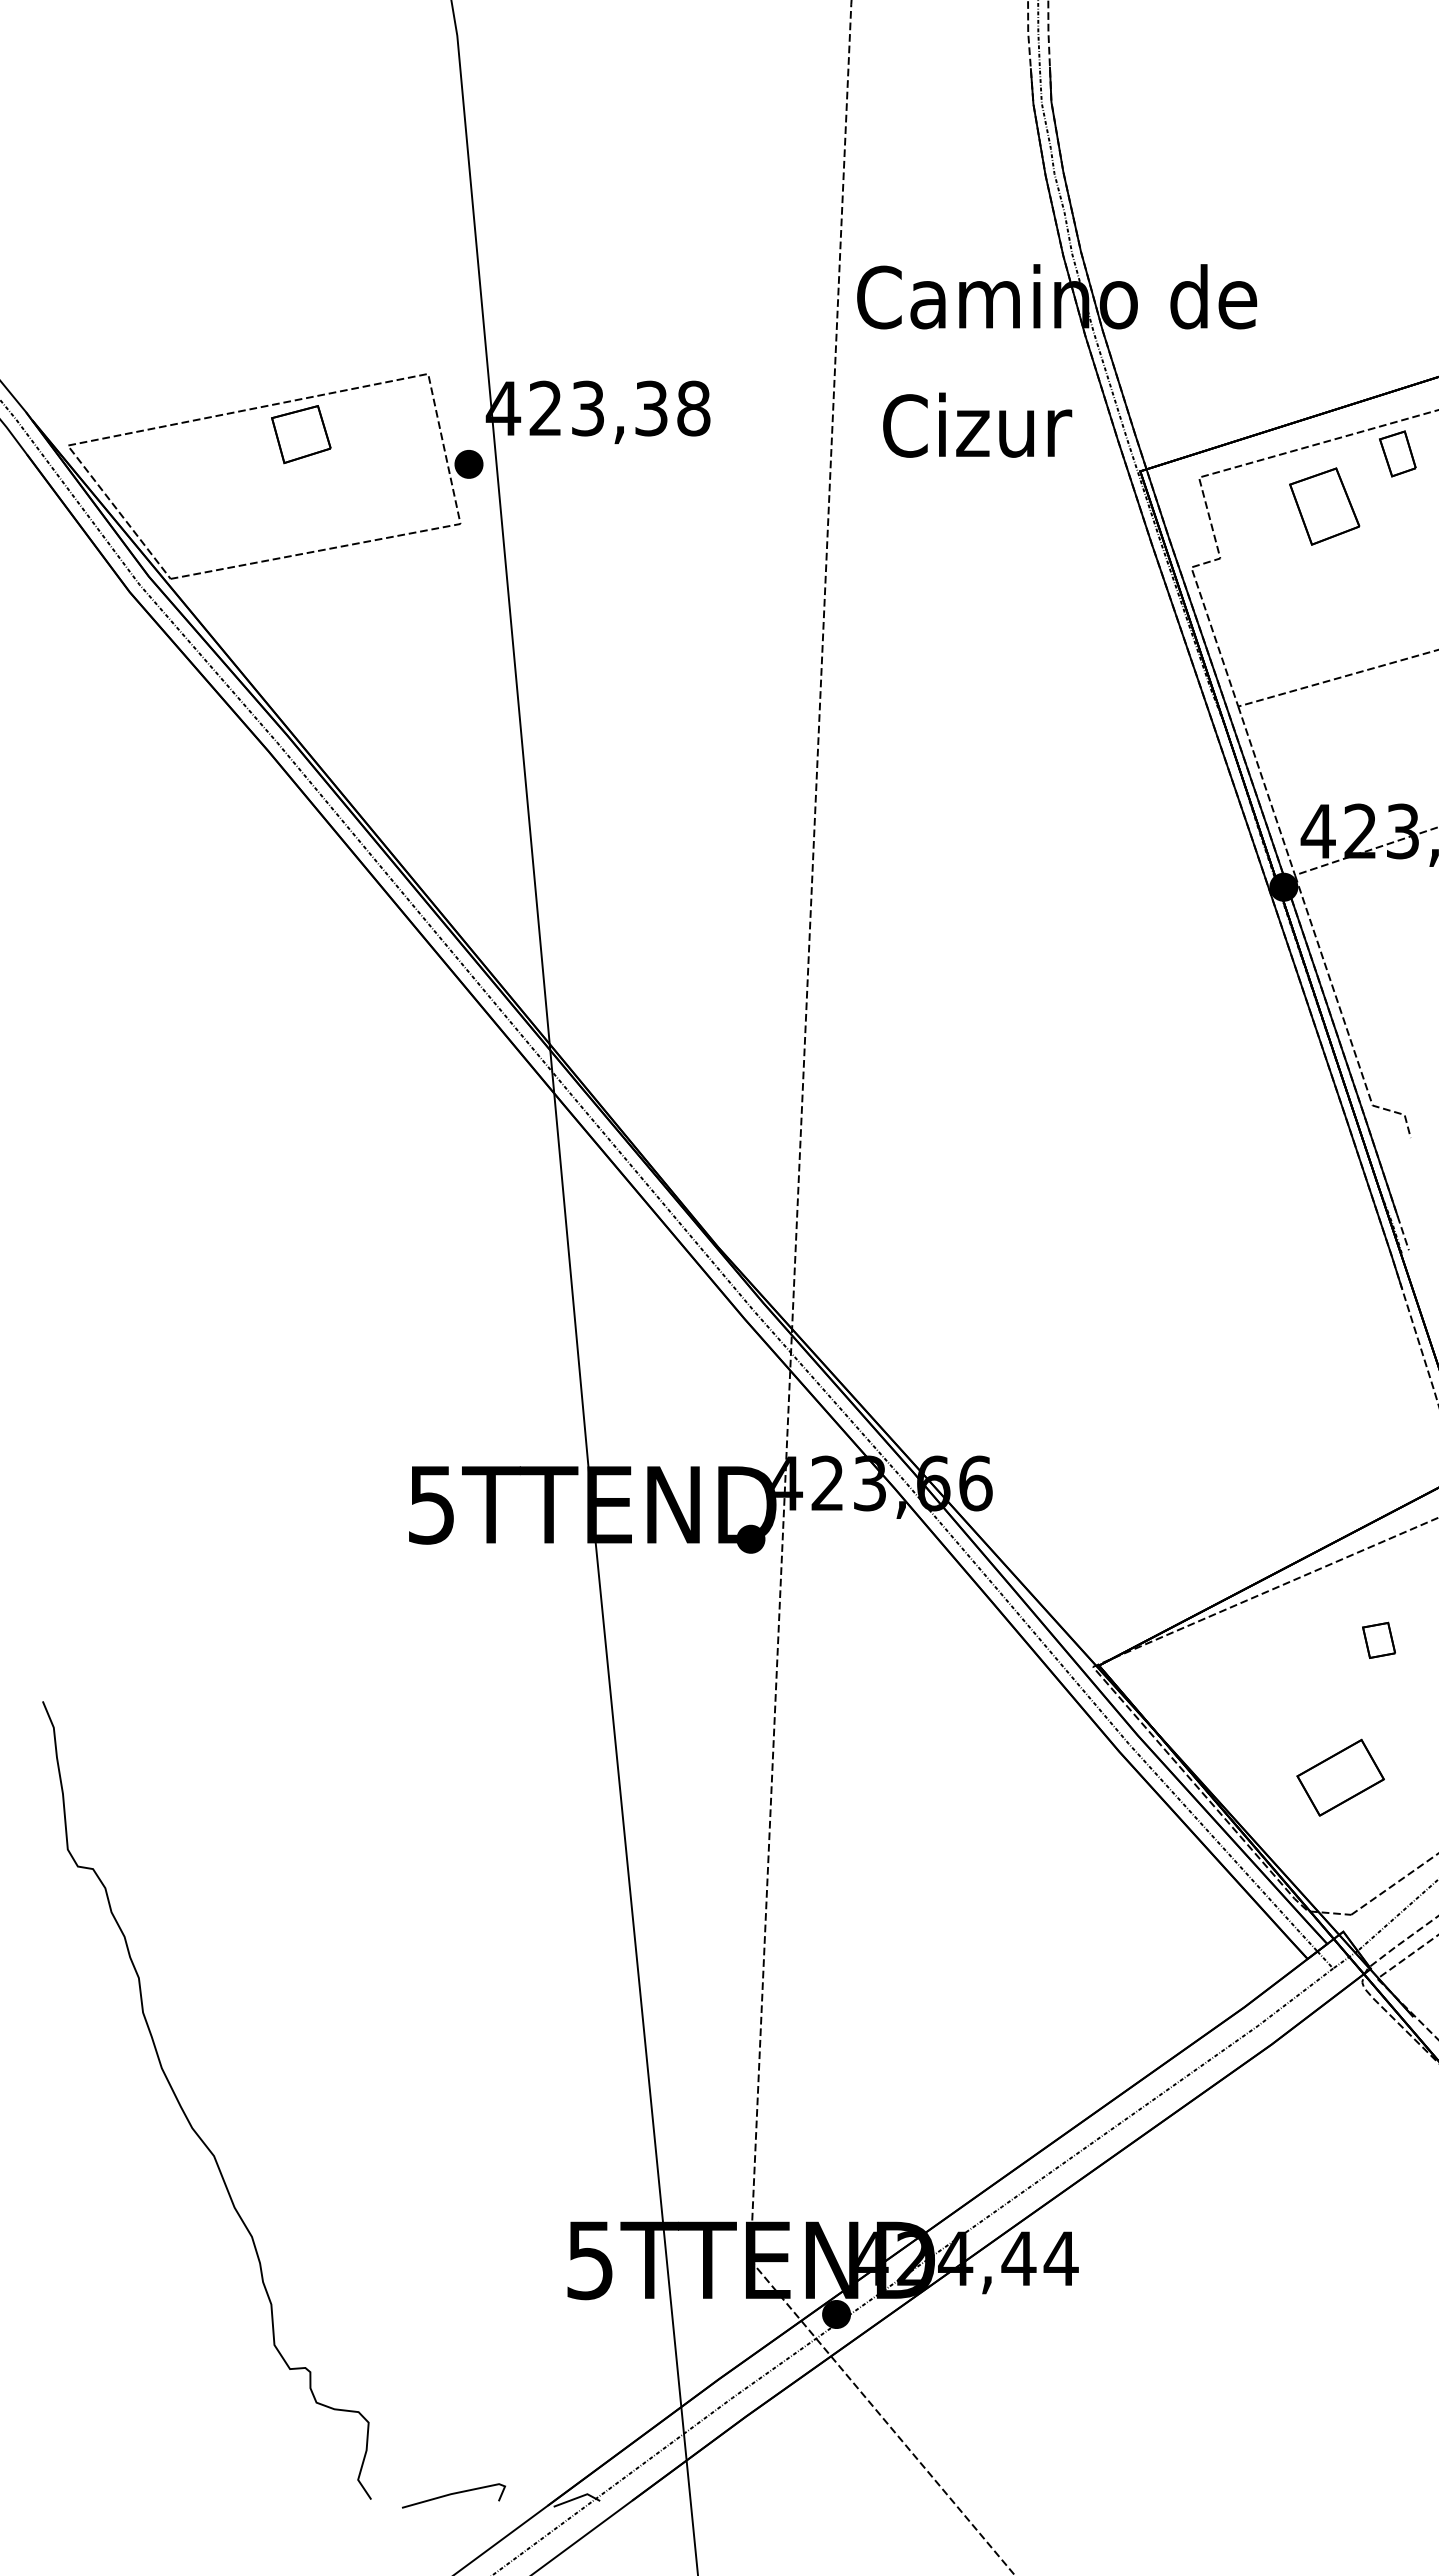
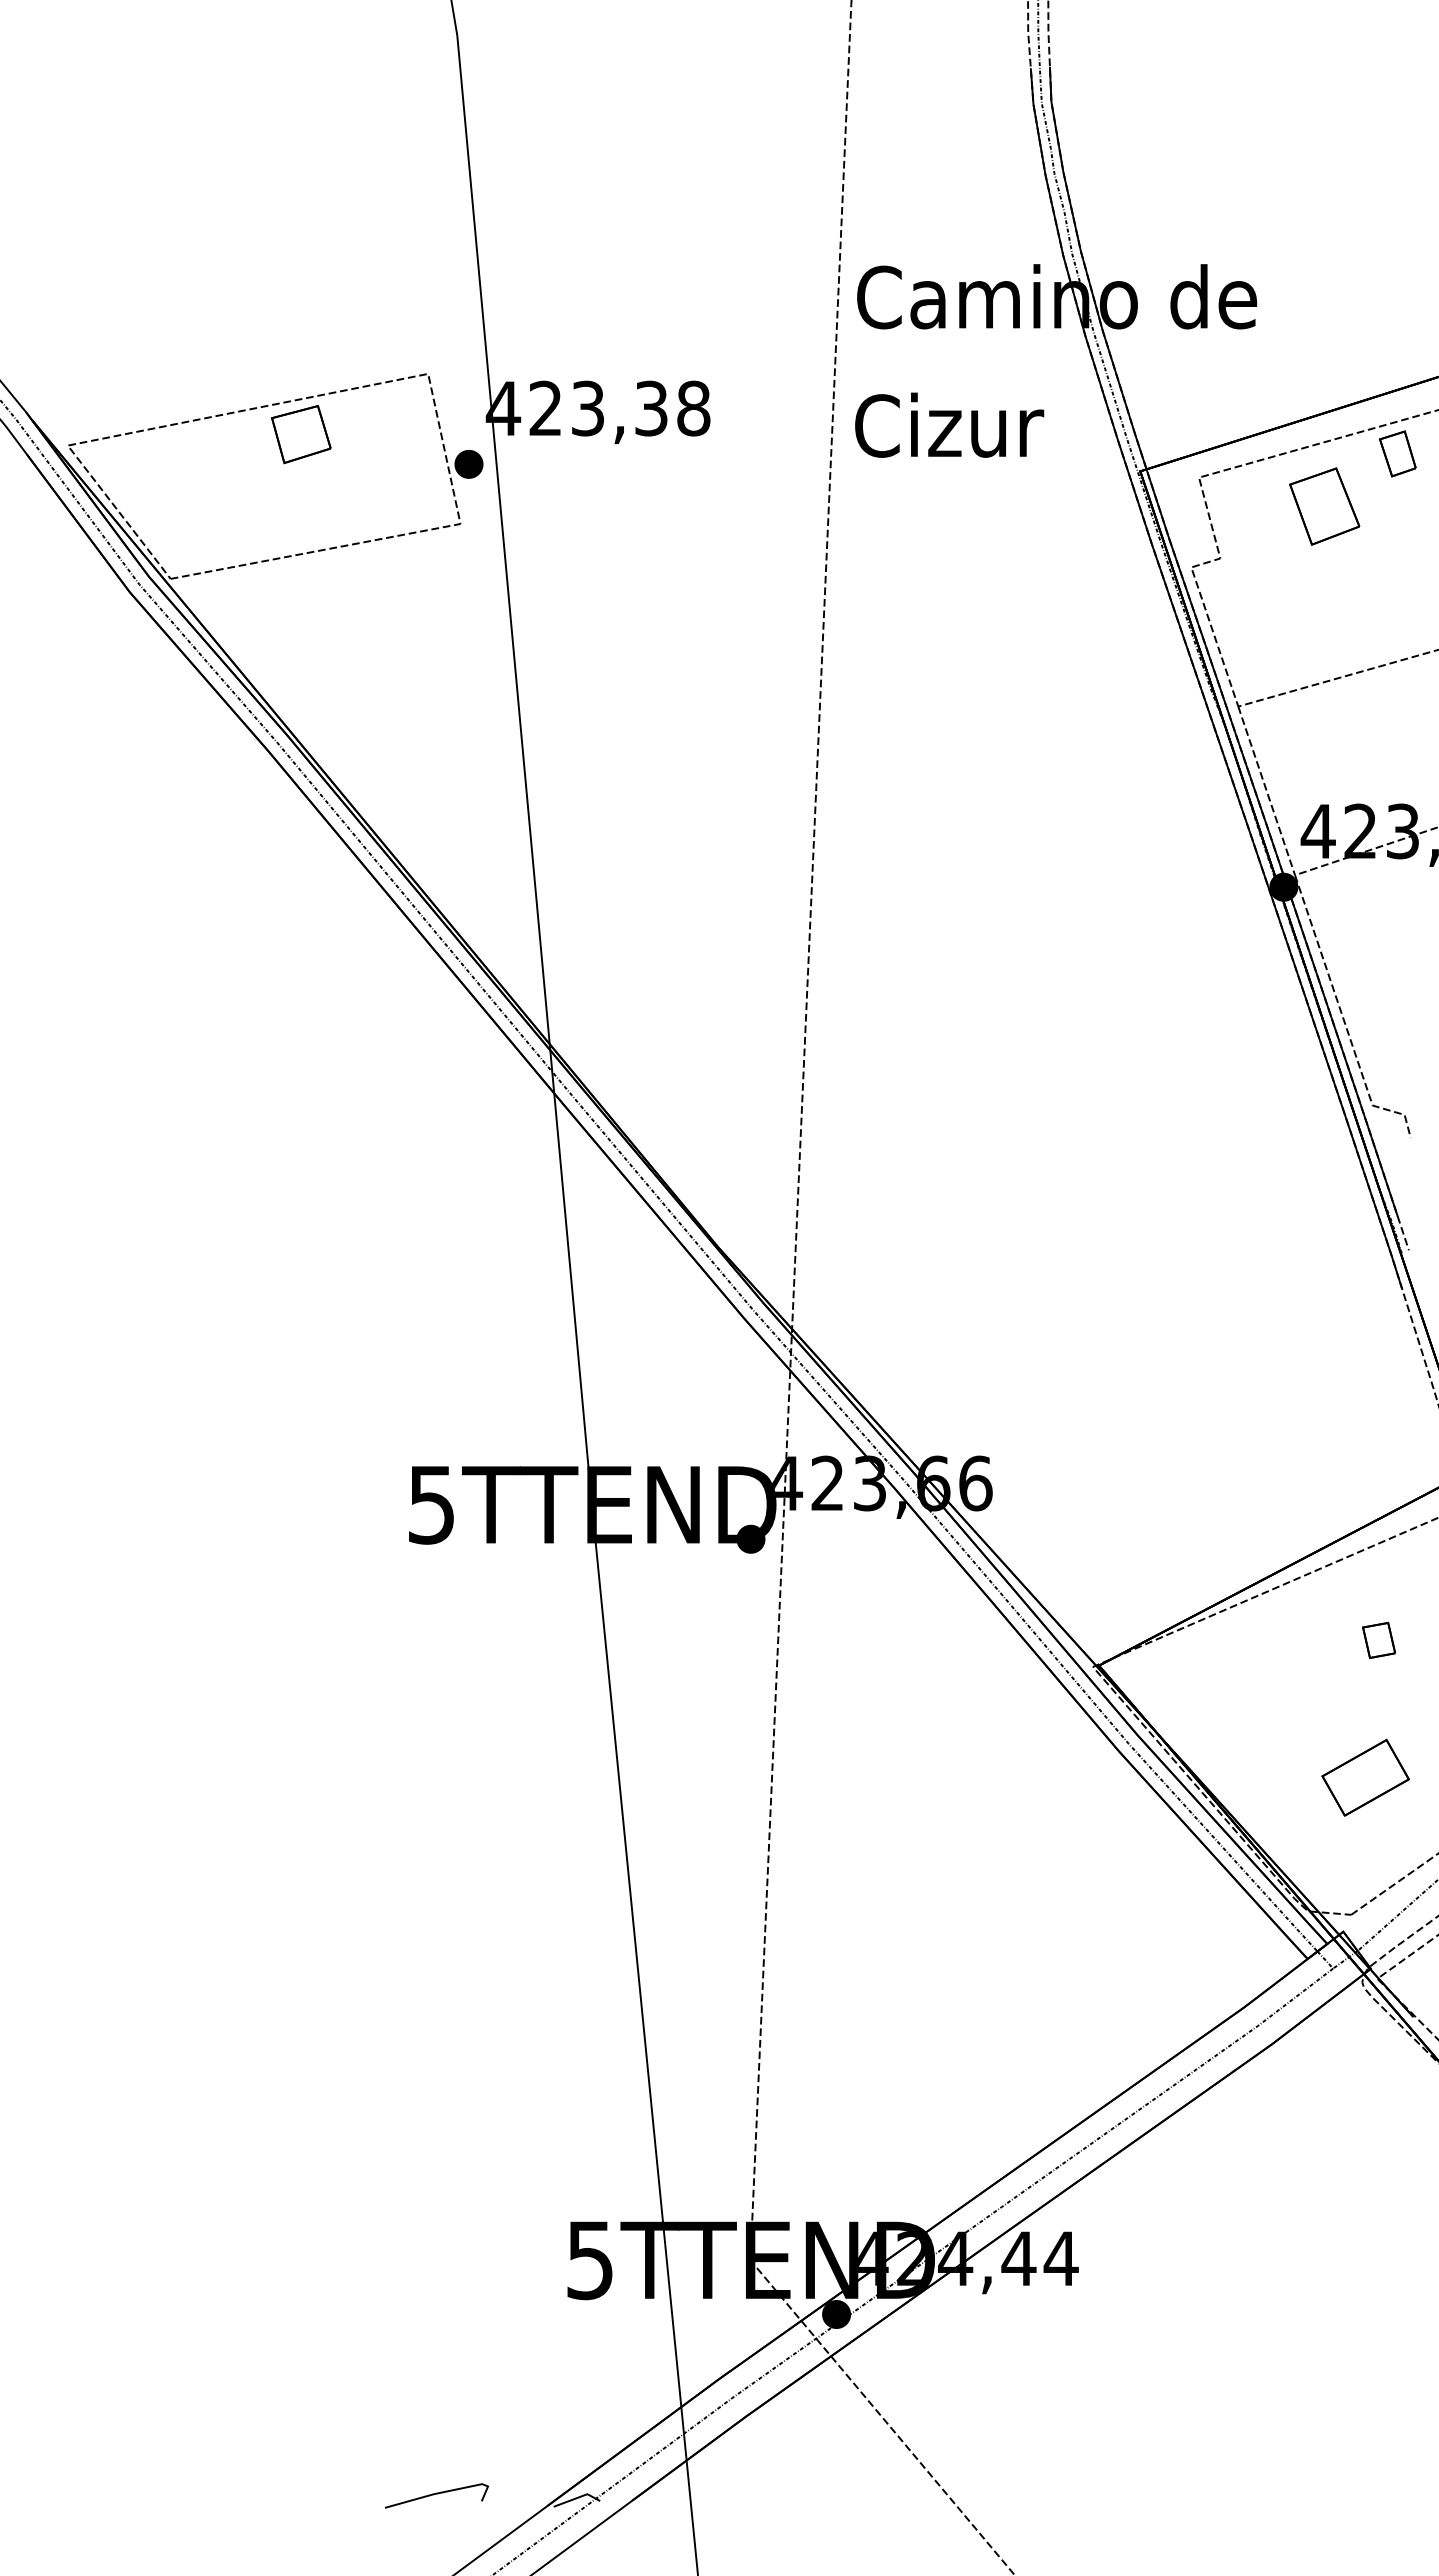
text position: (977, 424) -> (949, 424) (949, 424)
part position: (1340, 1777) -> (1365, 1777) (1365, 1777)
curve: present -> none (184, 2111)
line position: (454, 2494) -> (437, 2494) (437, 2494)
